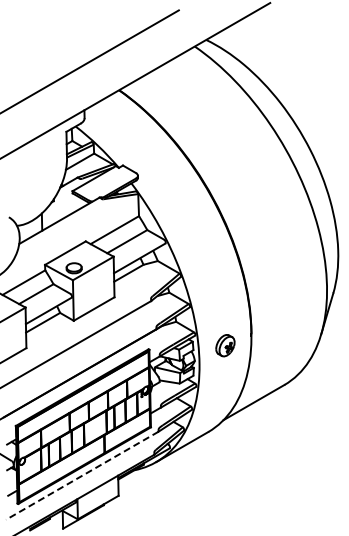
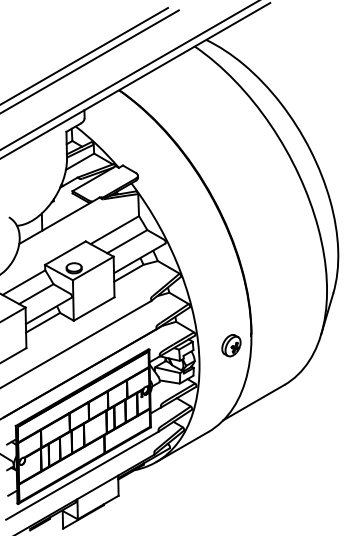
line: none -> present (85, 55)
line: none -> present (129, 75)
part position: (225, 345) -> (231, 345) (231, 345)
line: dashed -> solid (81, 475)
